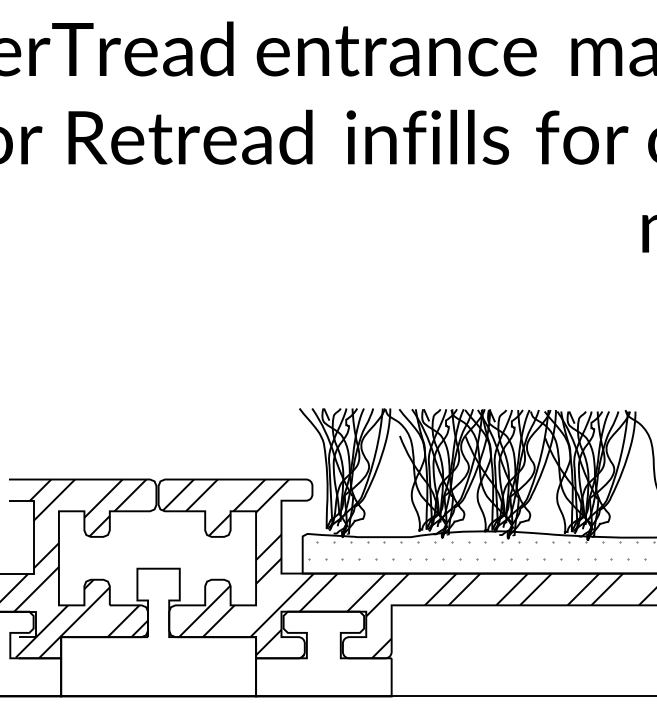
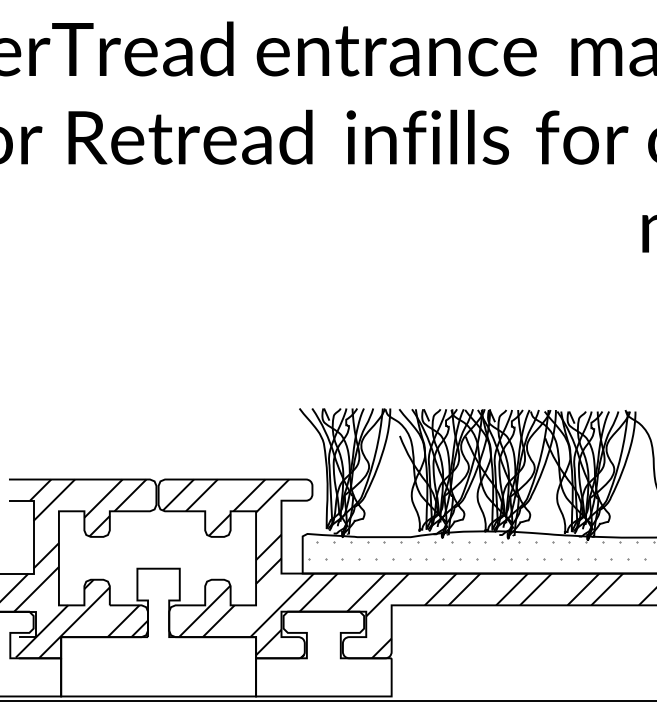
line position: (327, 696) -> (327, 701) (327, 701)
